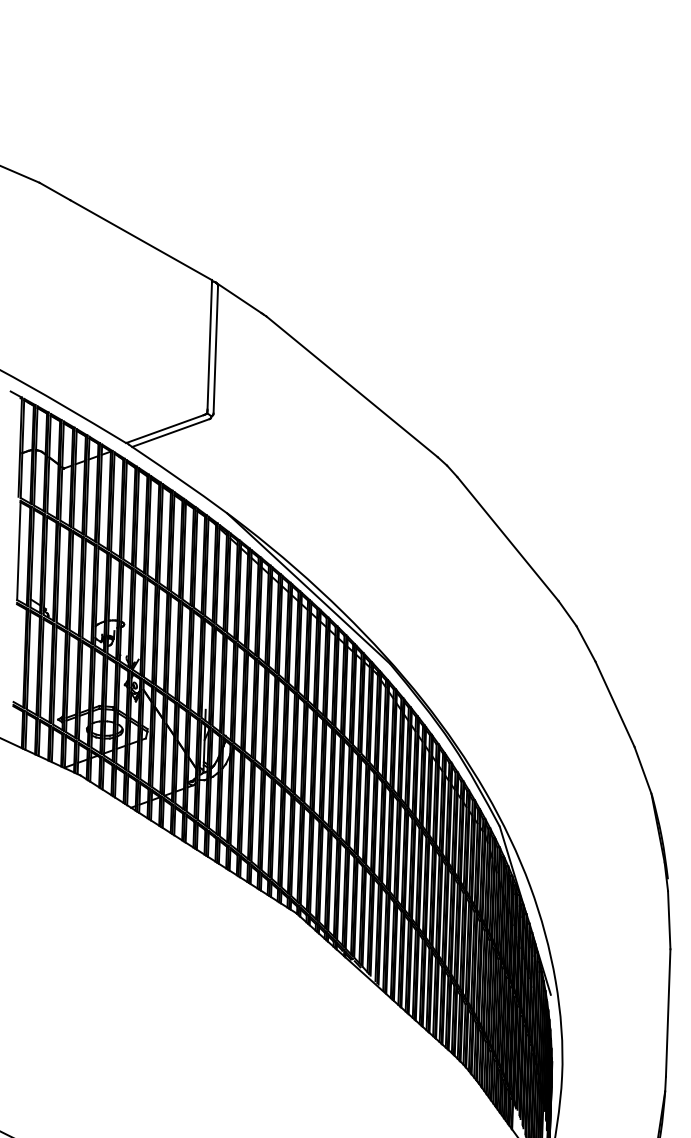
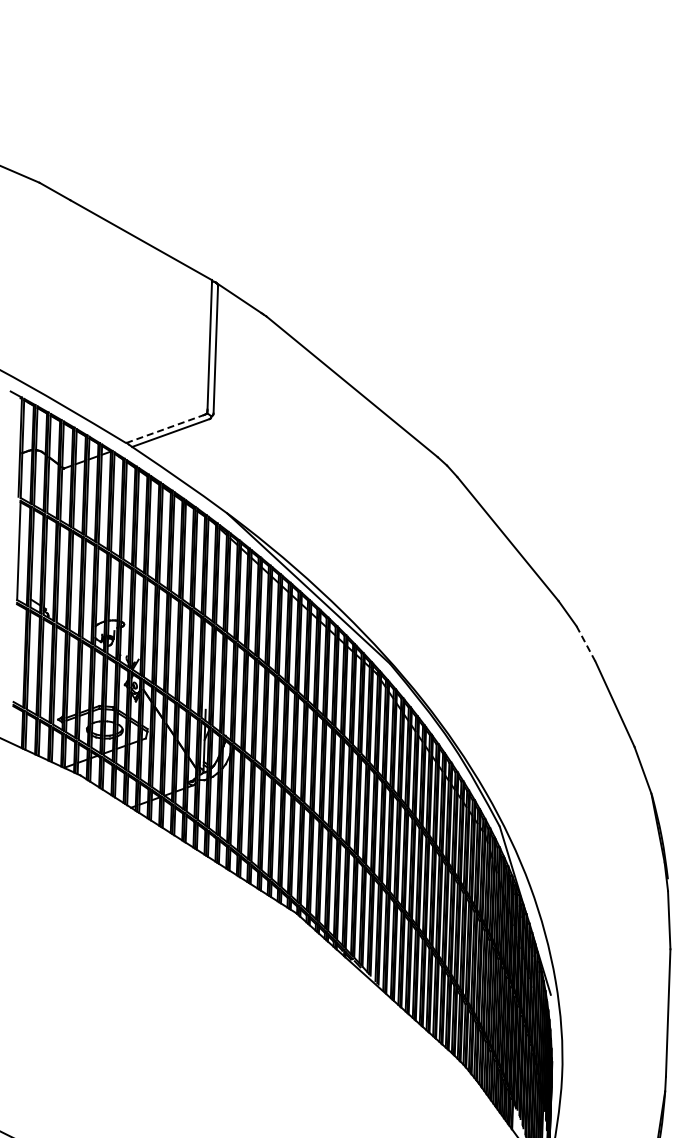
line: solid -> dashed (165, 428)
line: solid -> dashed (586, 644)
